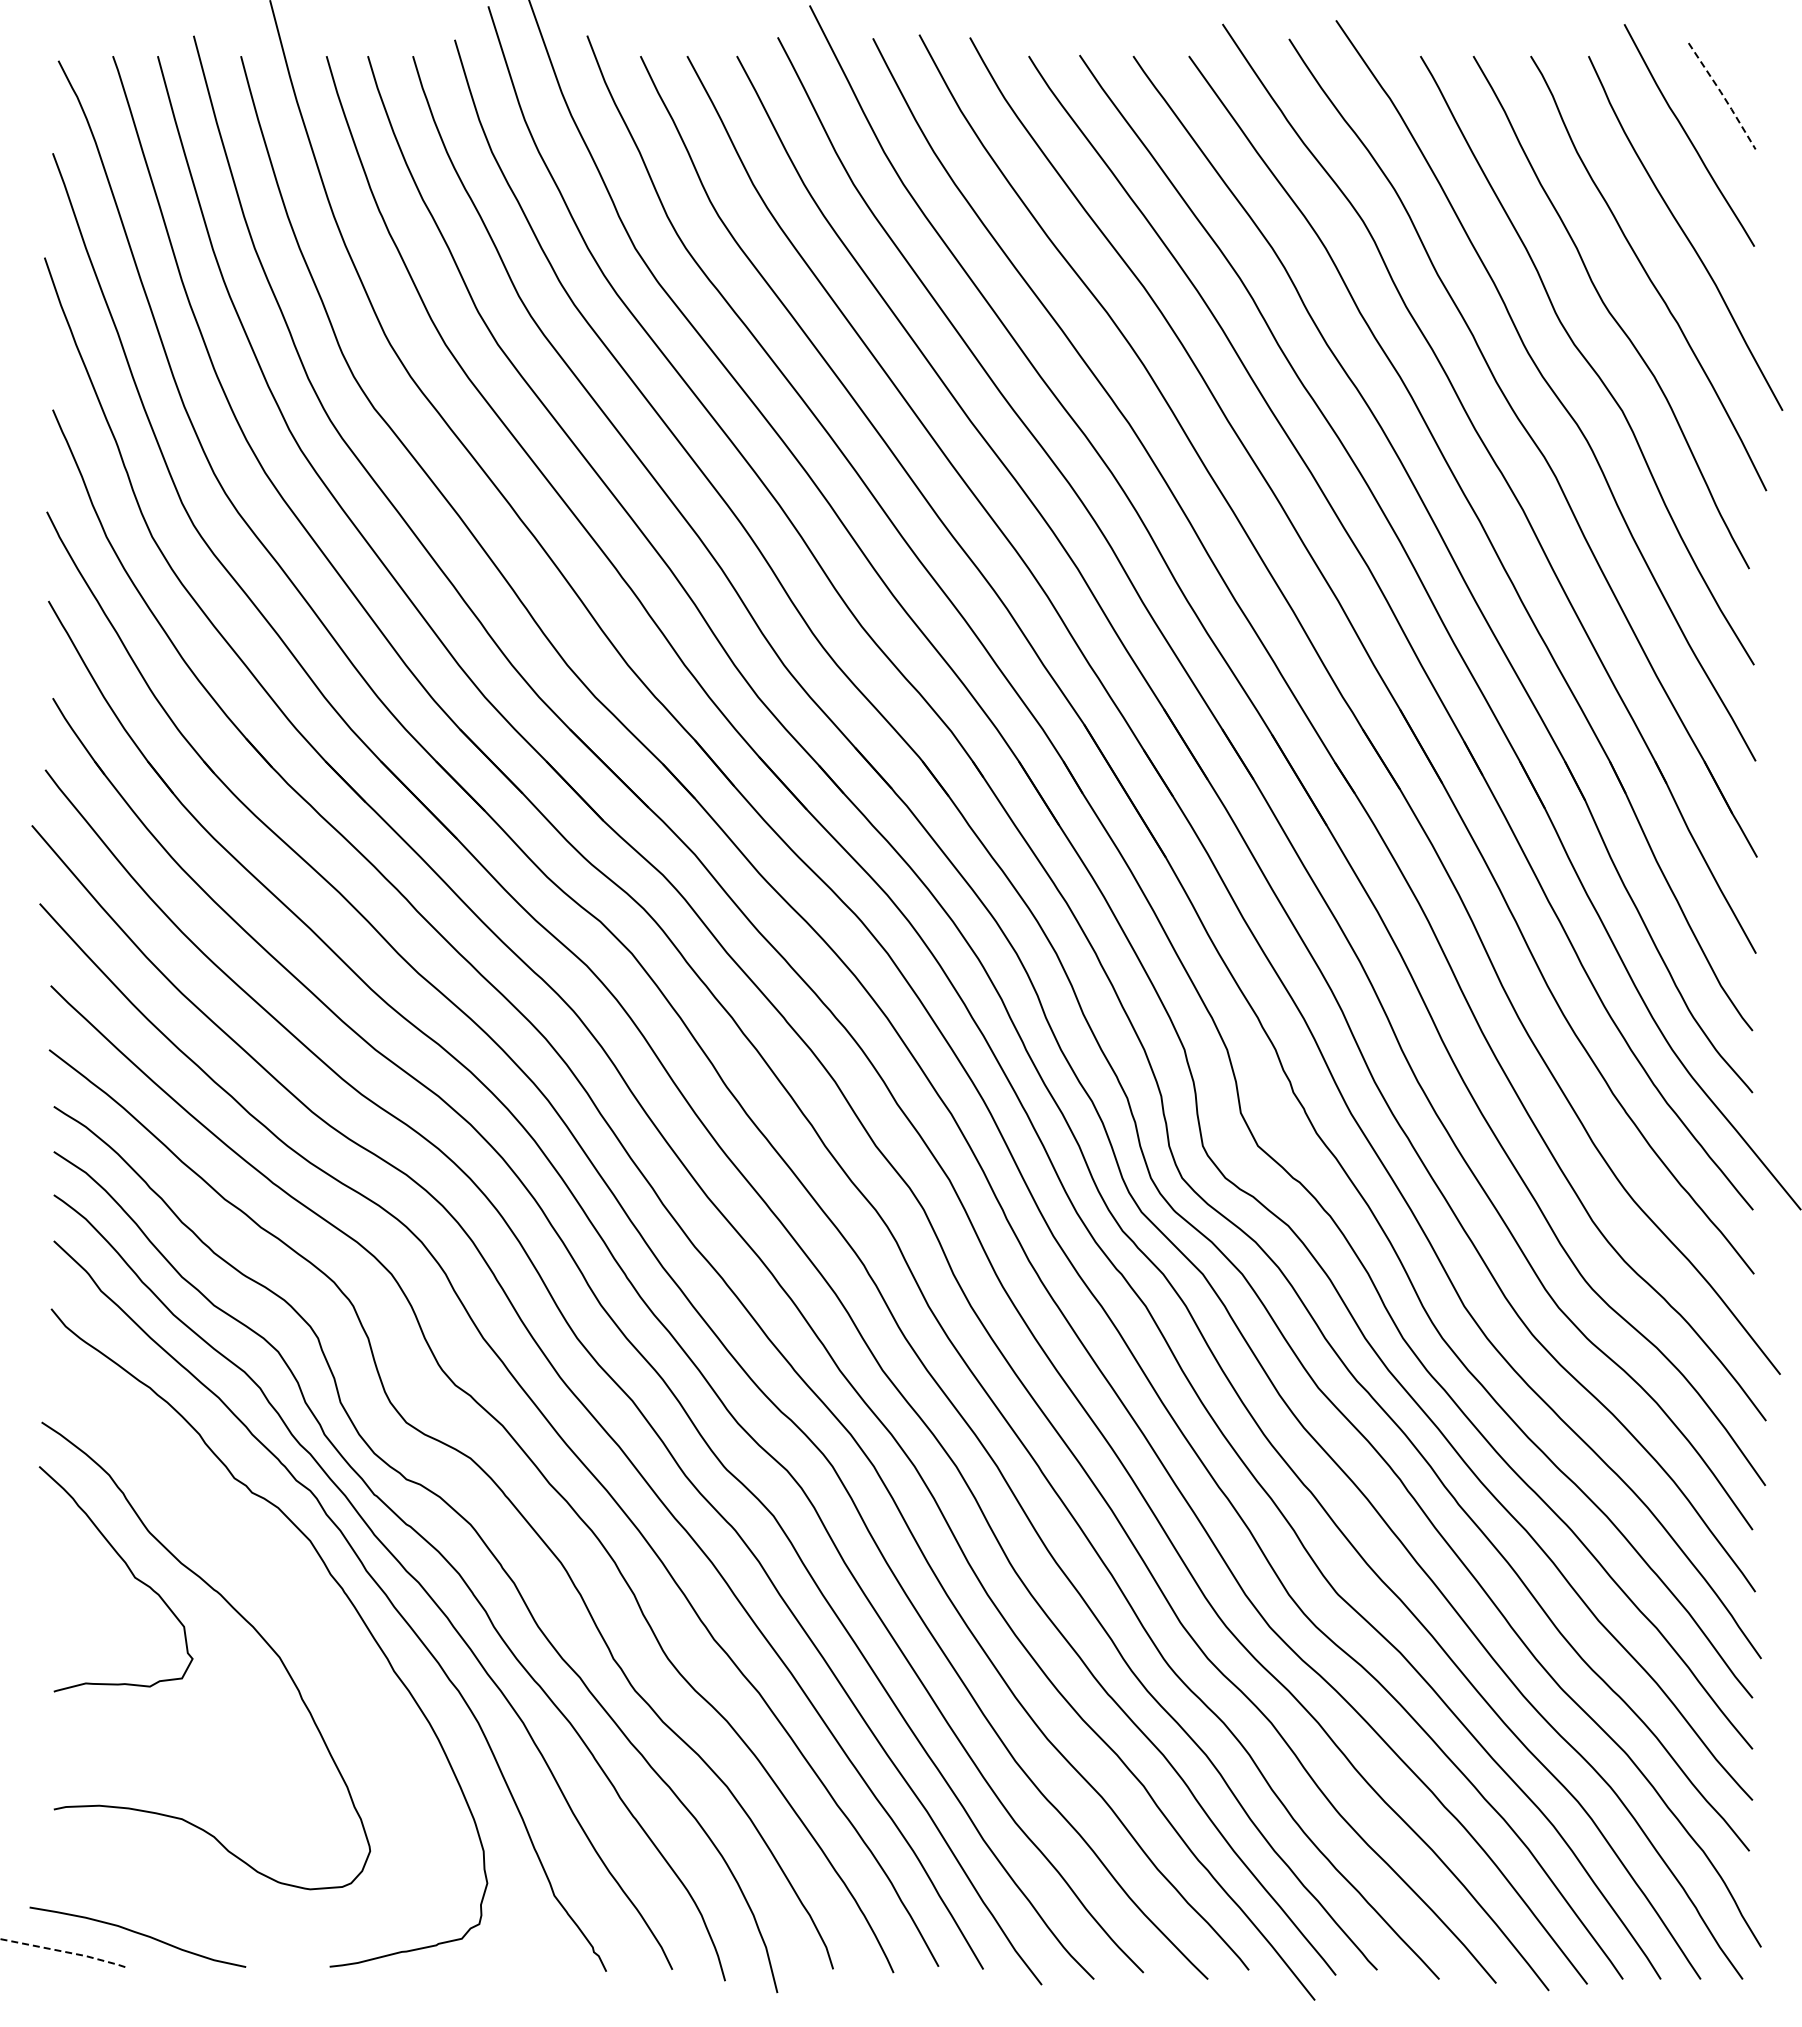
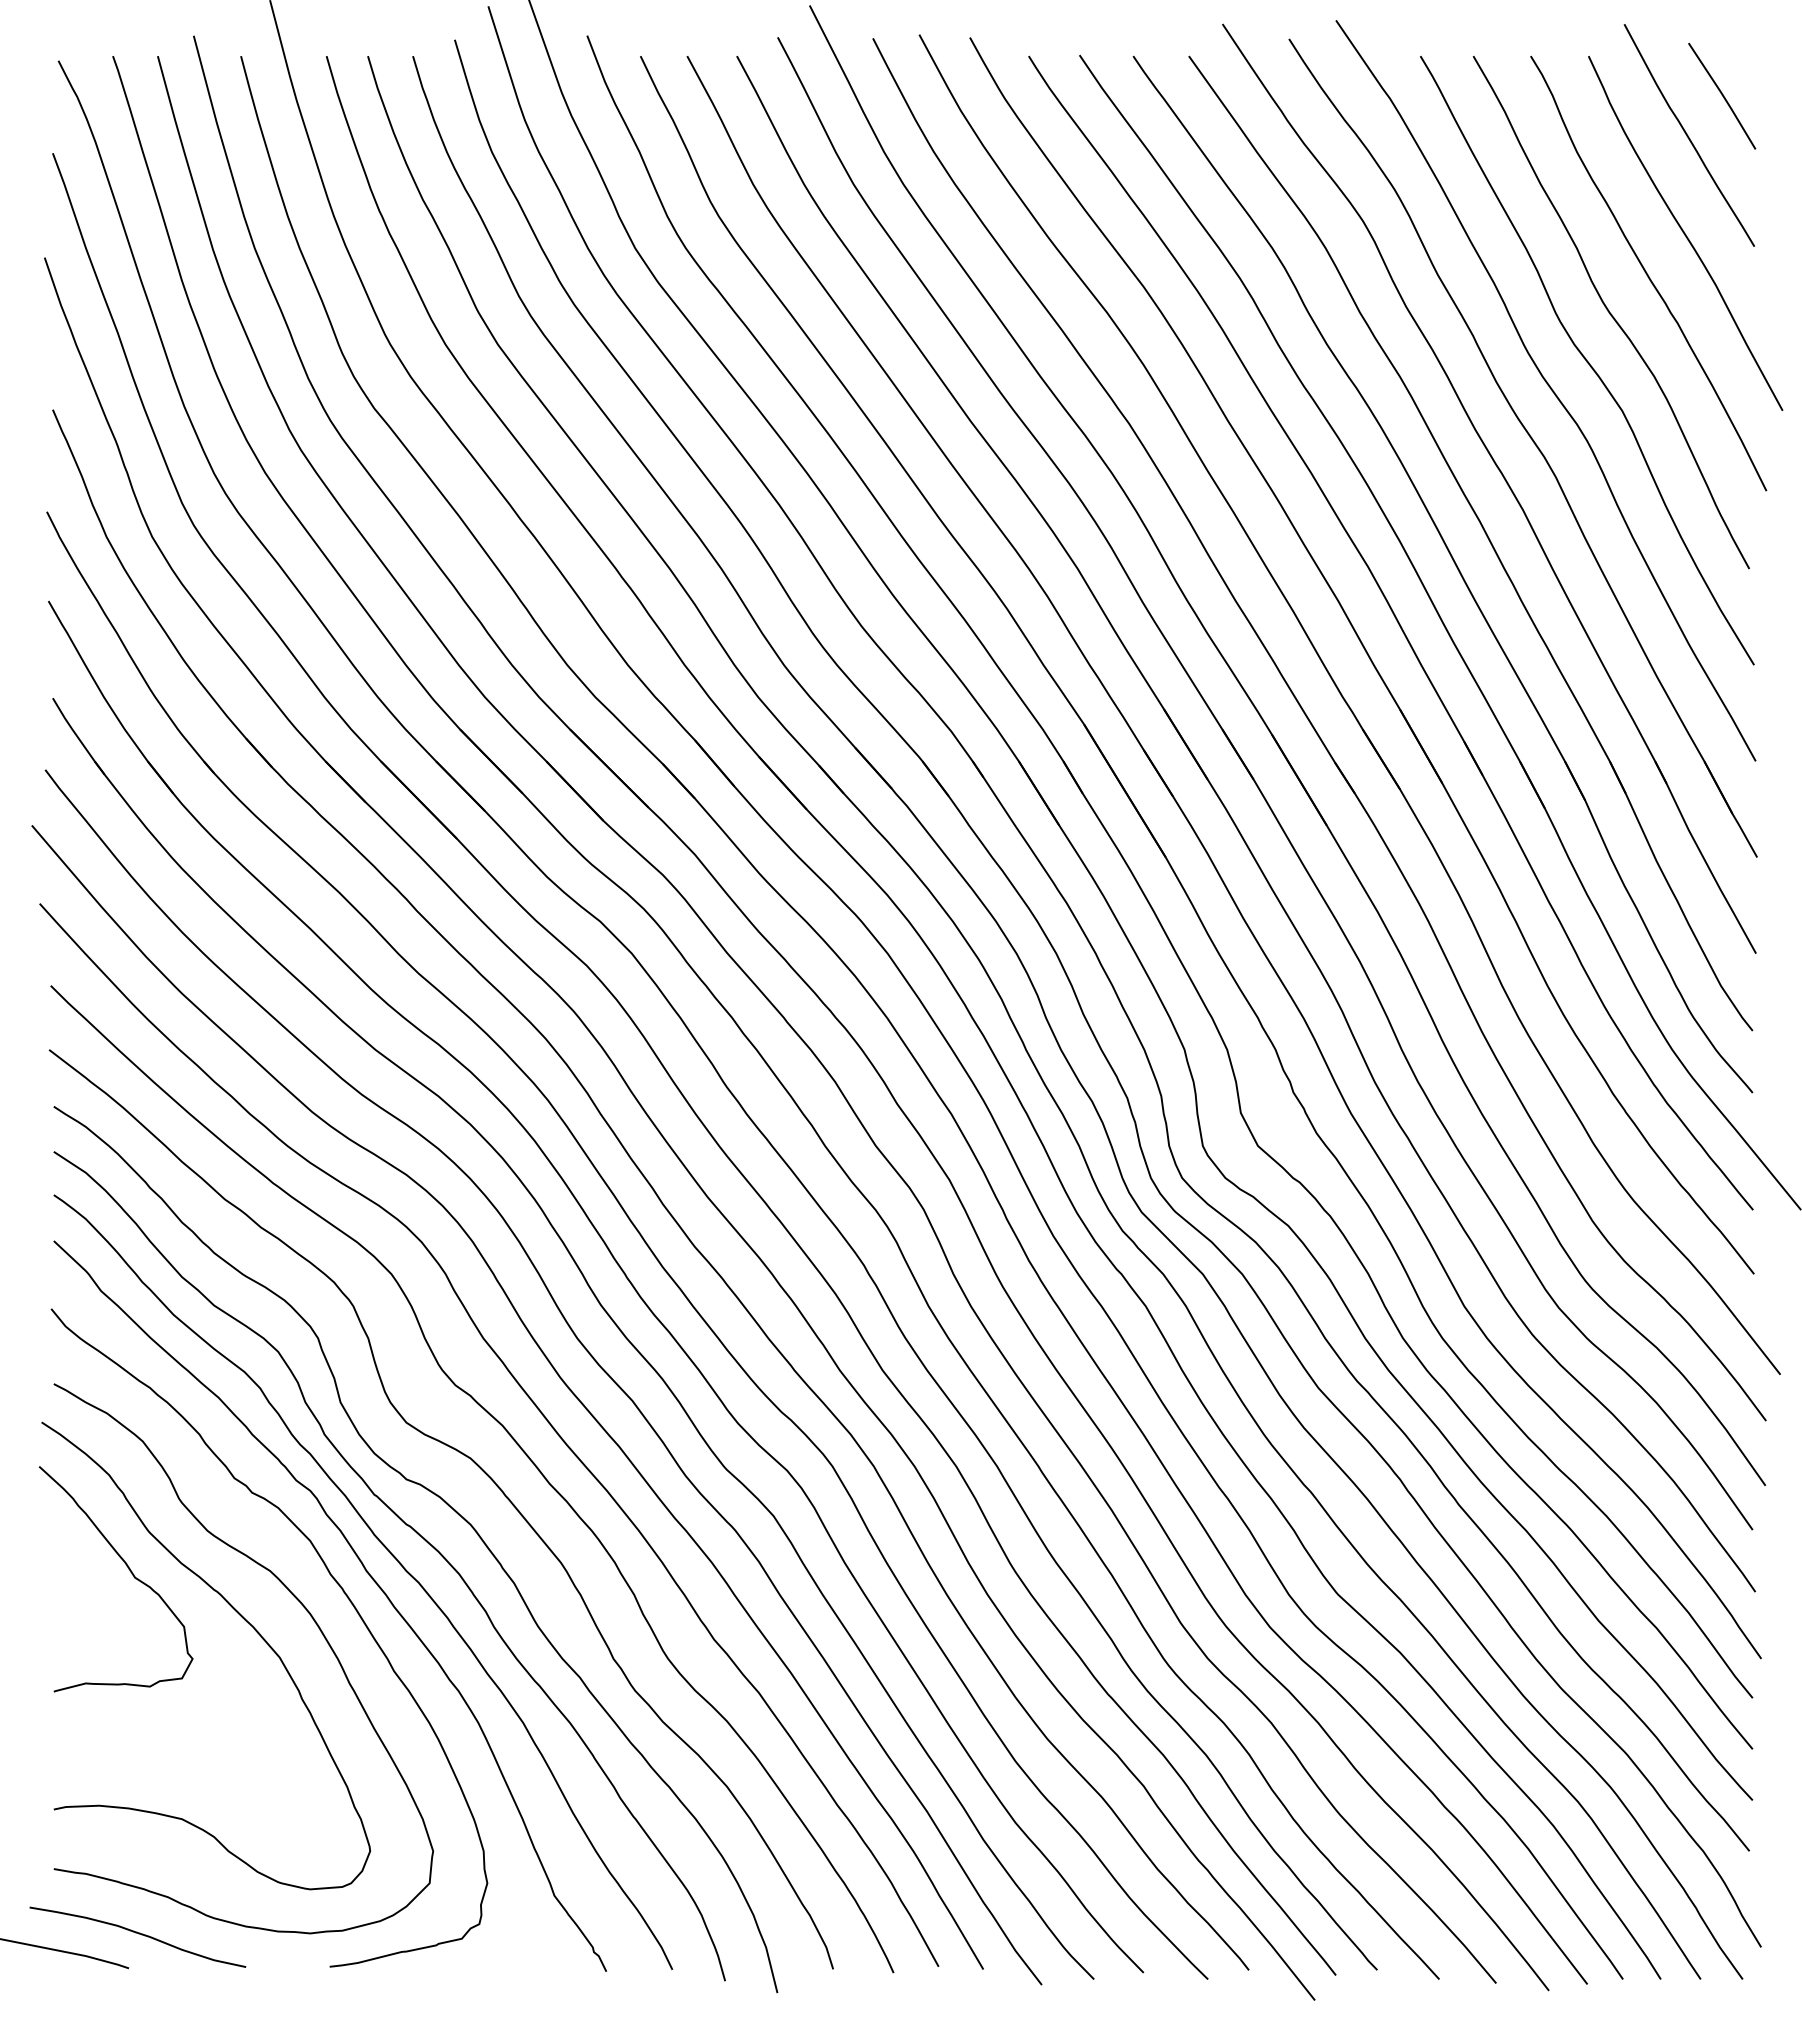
line: dashed -> solid (1723, 96)
curve: none -> present (302, 1606)
line: dashed -> solid (66, 1952)
